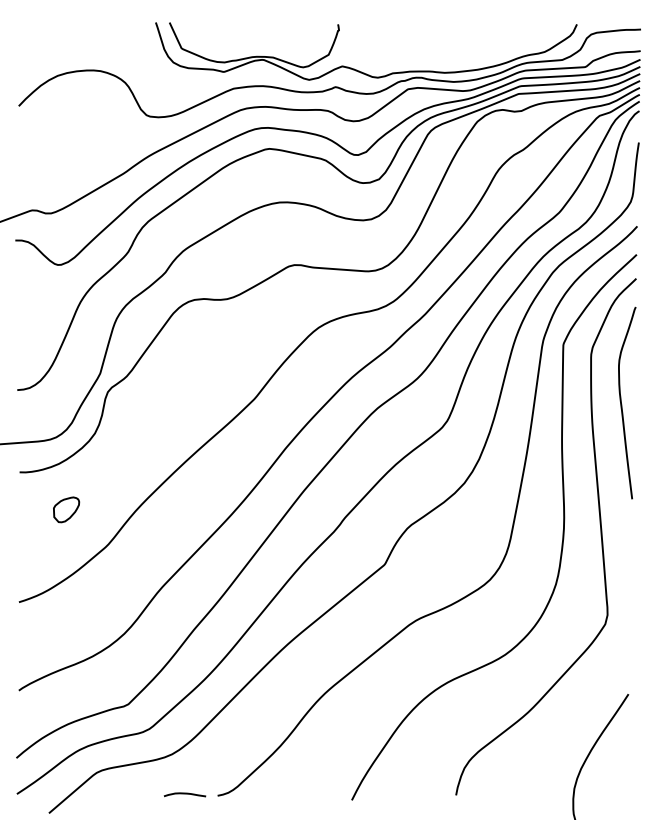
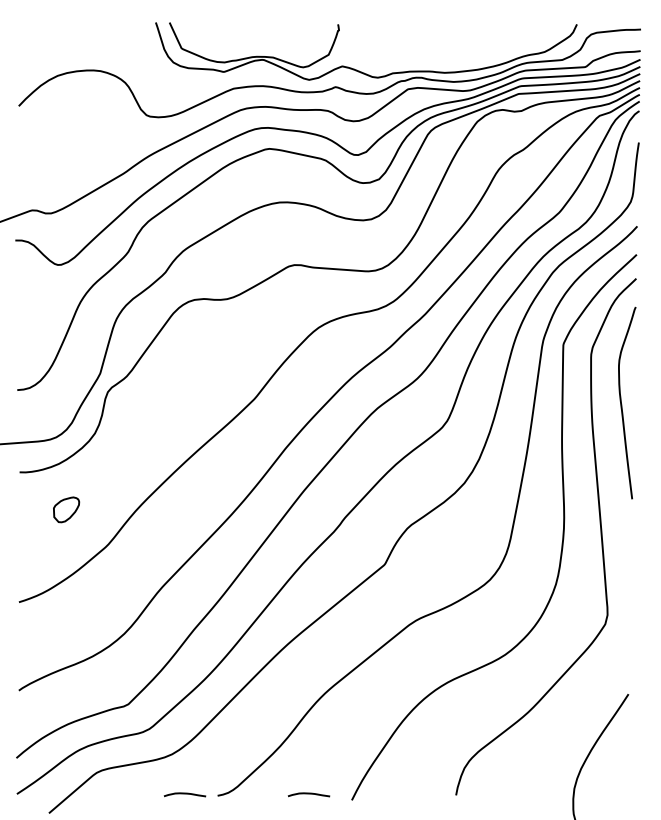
curve: none -> present (308, 794)
